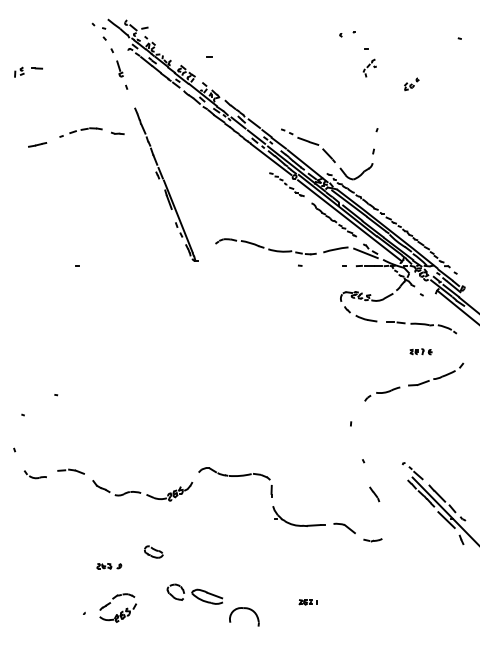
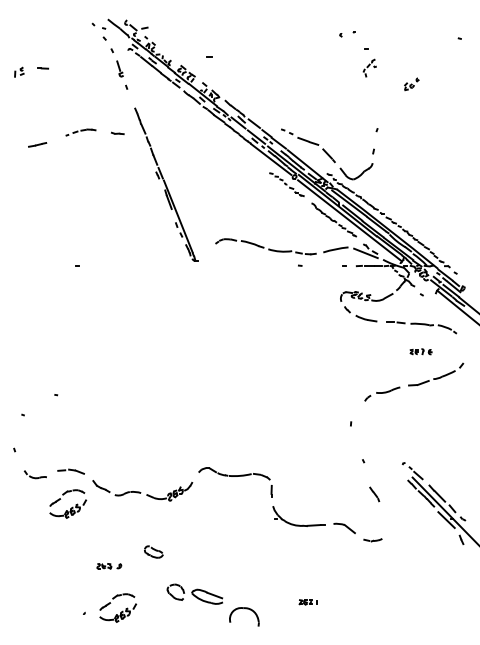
part position: (36, 68) -> (42, 68) (42, 68)
part size: 44x11 px -> 32x9 px (80, 132)
part: none -> present (68, 503)
